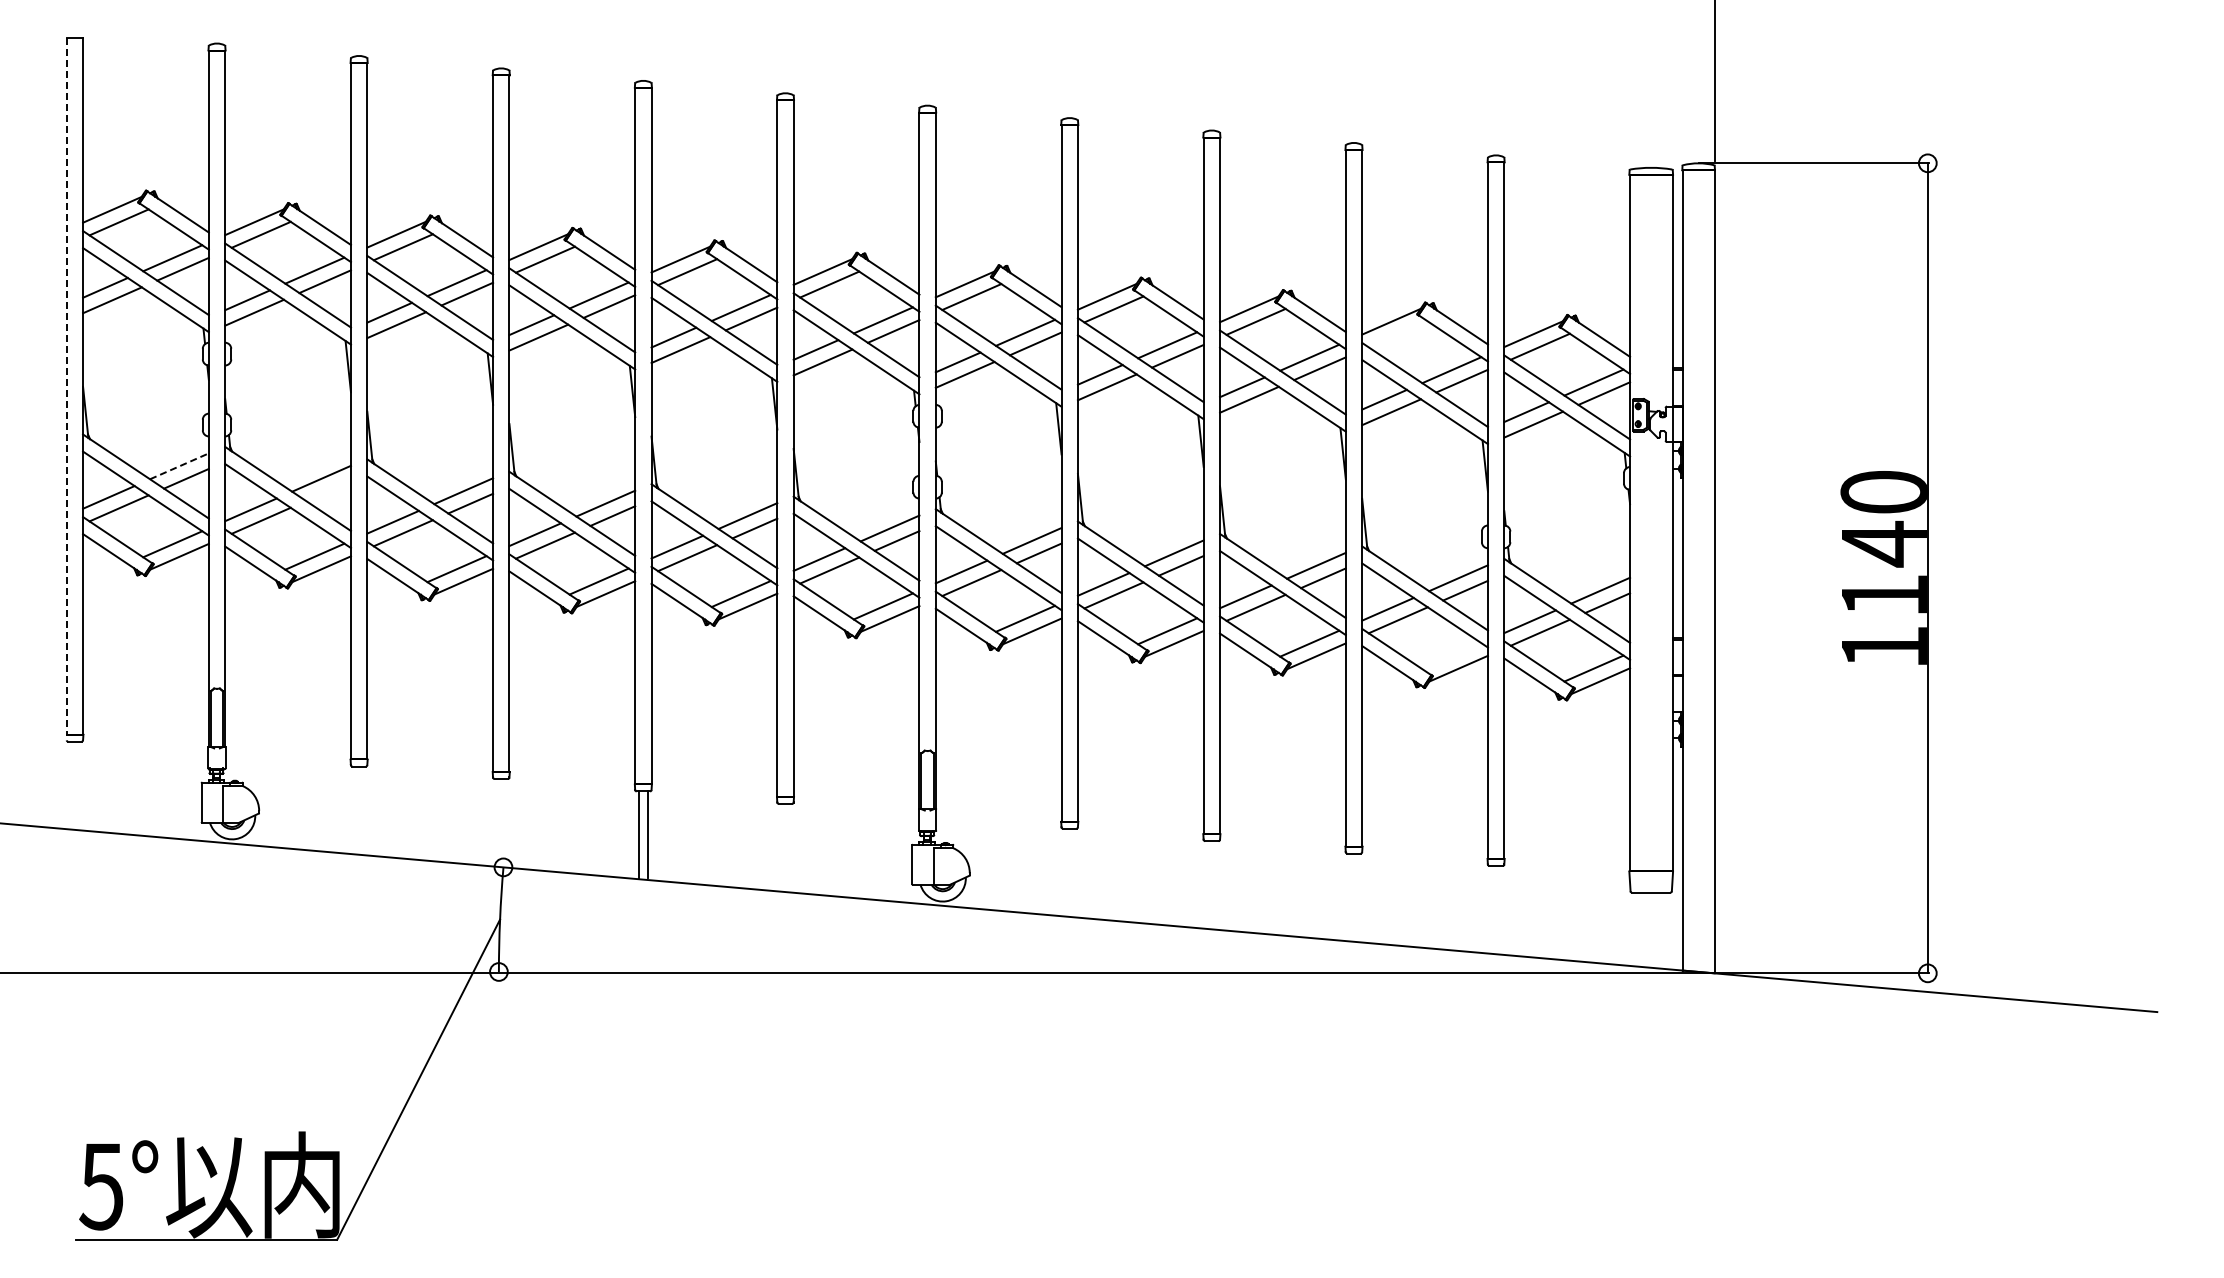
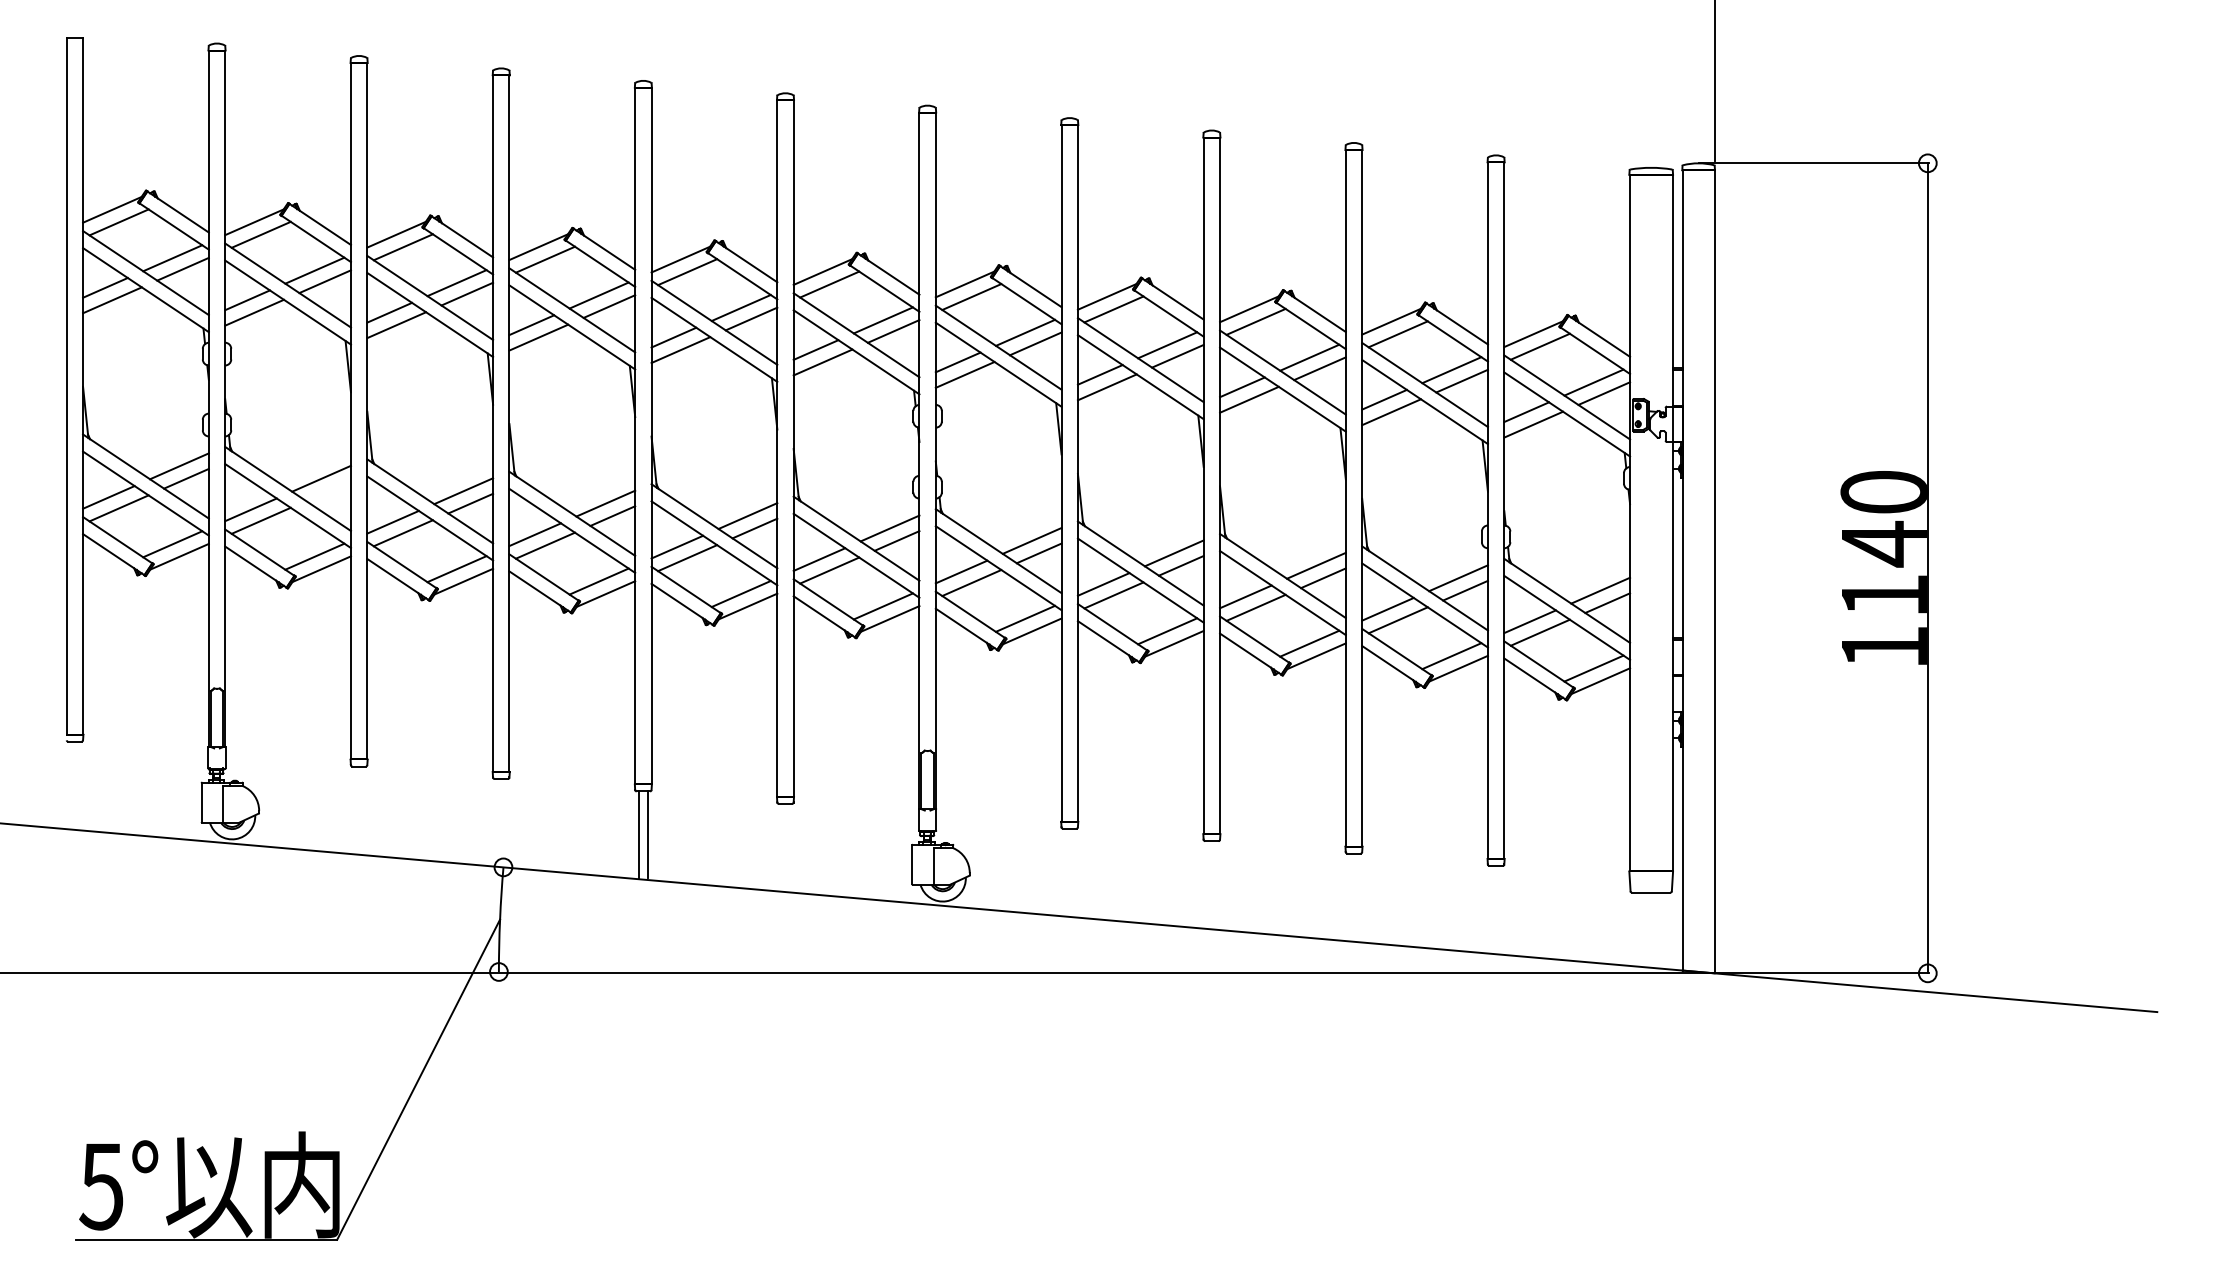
line: none -> present (1397, 334)
line: dashed -> solid (66, 386)
line: dashed -> solid (179, 466)
line: none -> present (1451, 656)
